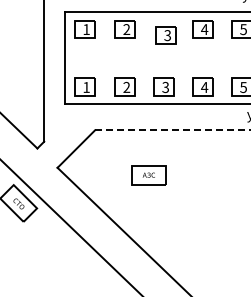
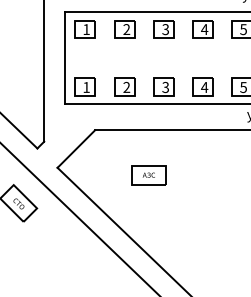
part position: (165, 35) -> (163, 29) (163, 29)
line: dashed -> solid (173, 130)
line position: (70, 227) -> (79, 218) (79, 218)
